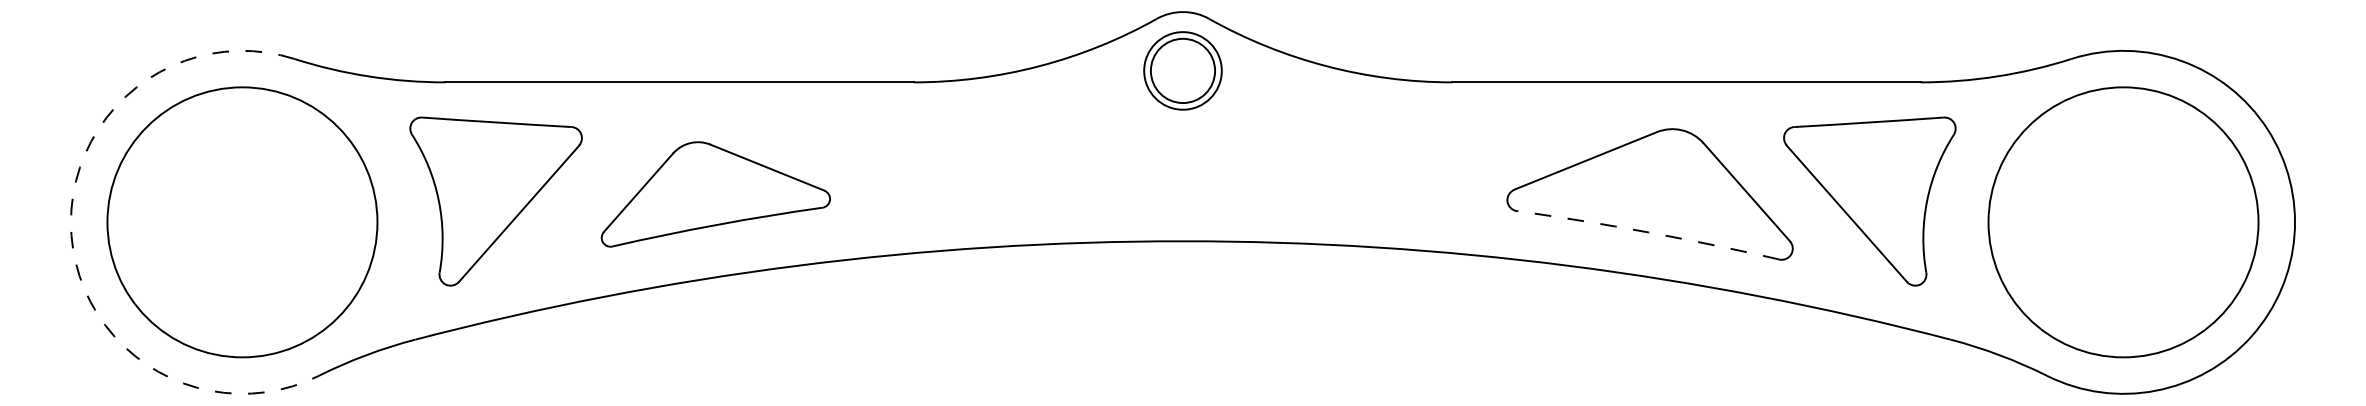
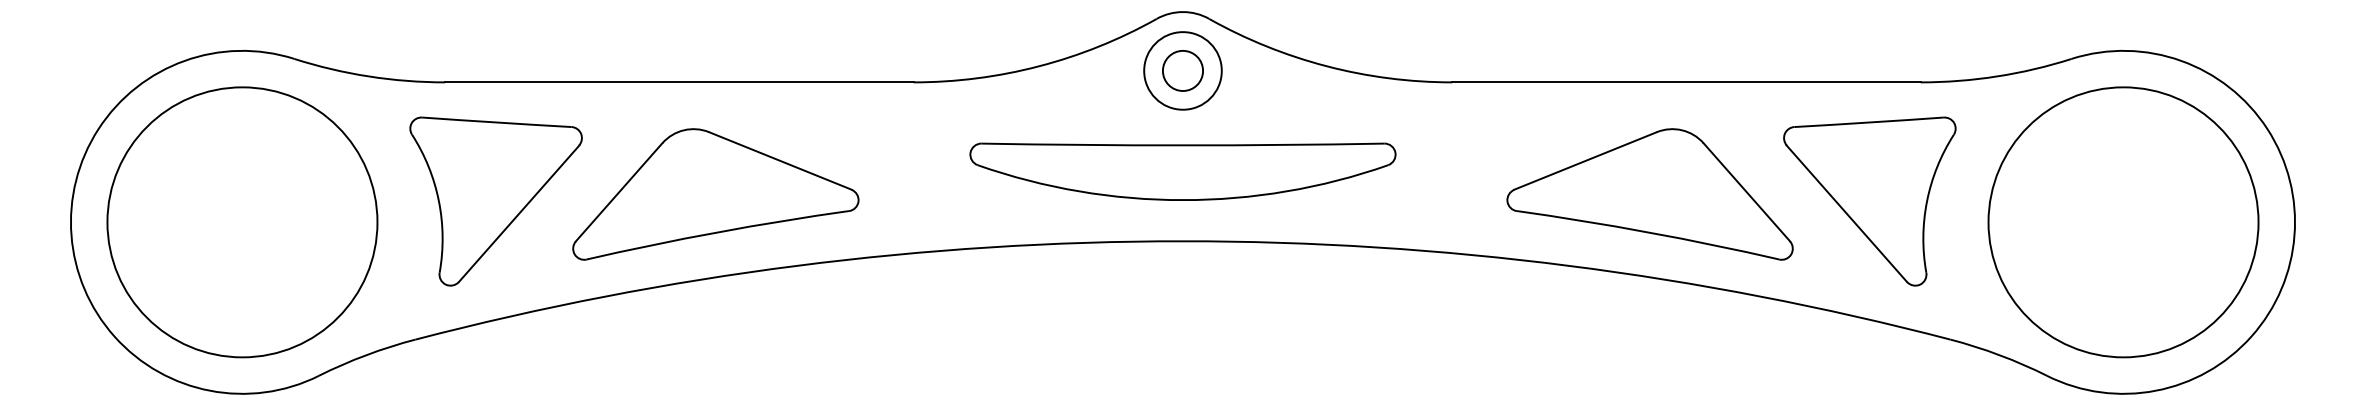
circle diameter: 64 px -> 40 px (1182, 70)
part: none -> present (1182, 171)
part size: 231x107 px -> 288x133 px (715, 194)
arc: dashed -> solid (1648, 232)
arc: dashed -> solid (71, 235)
